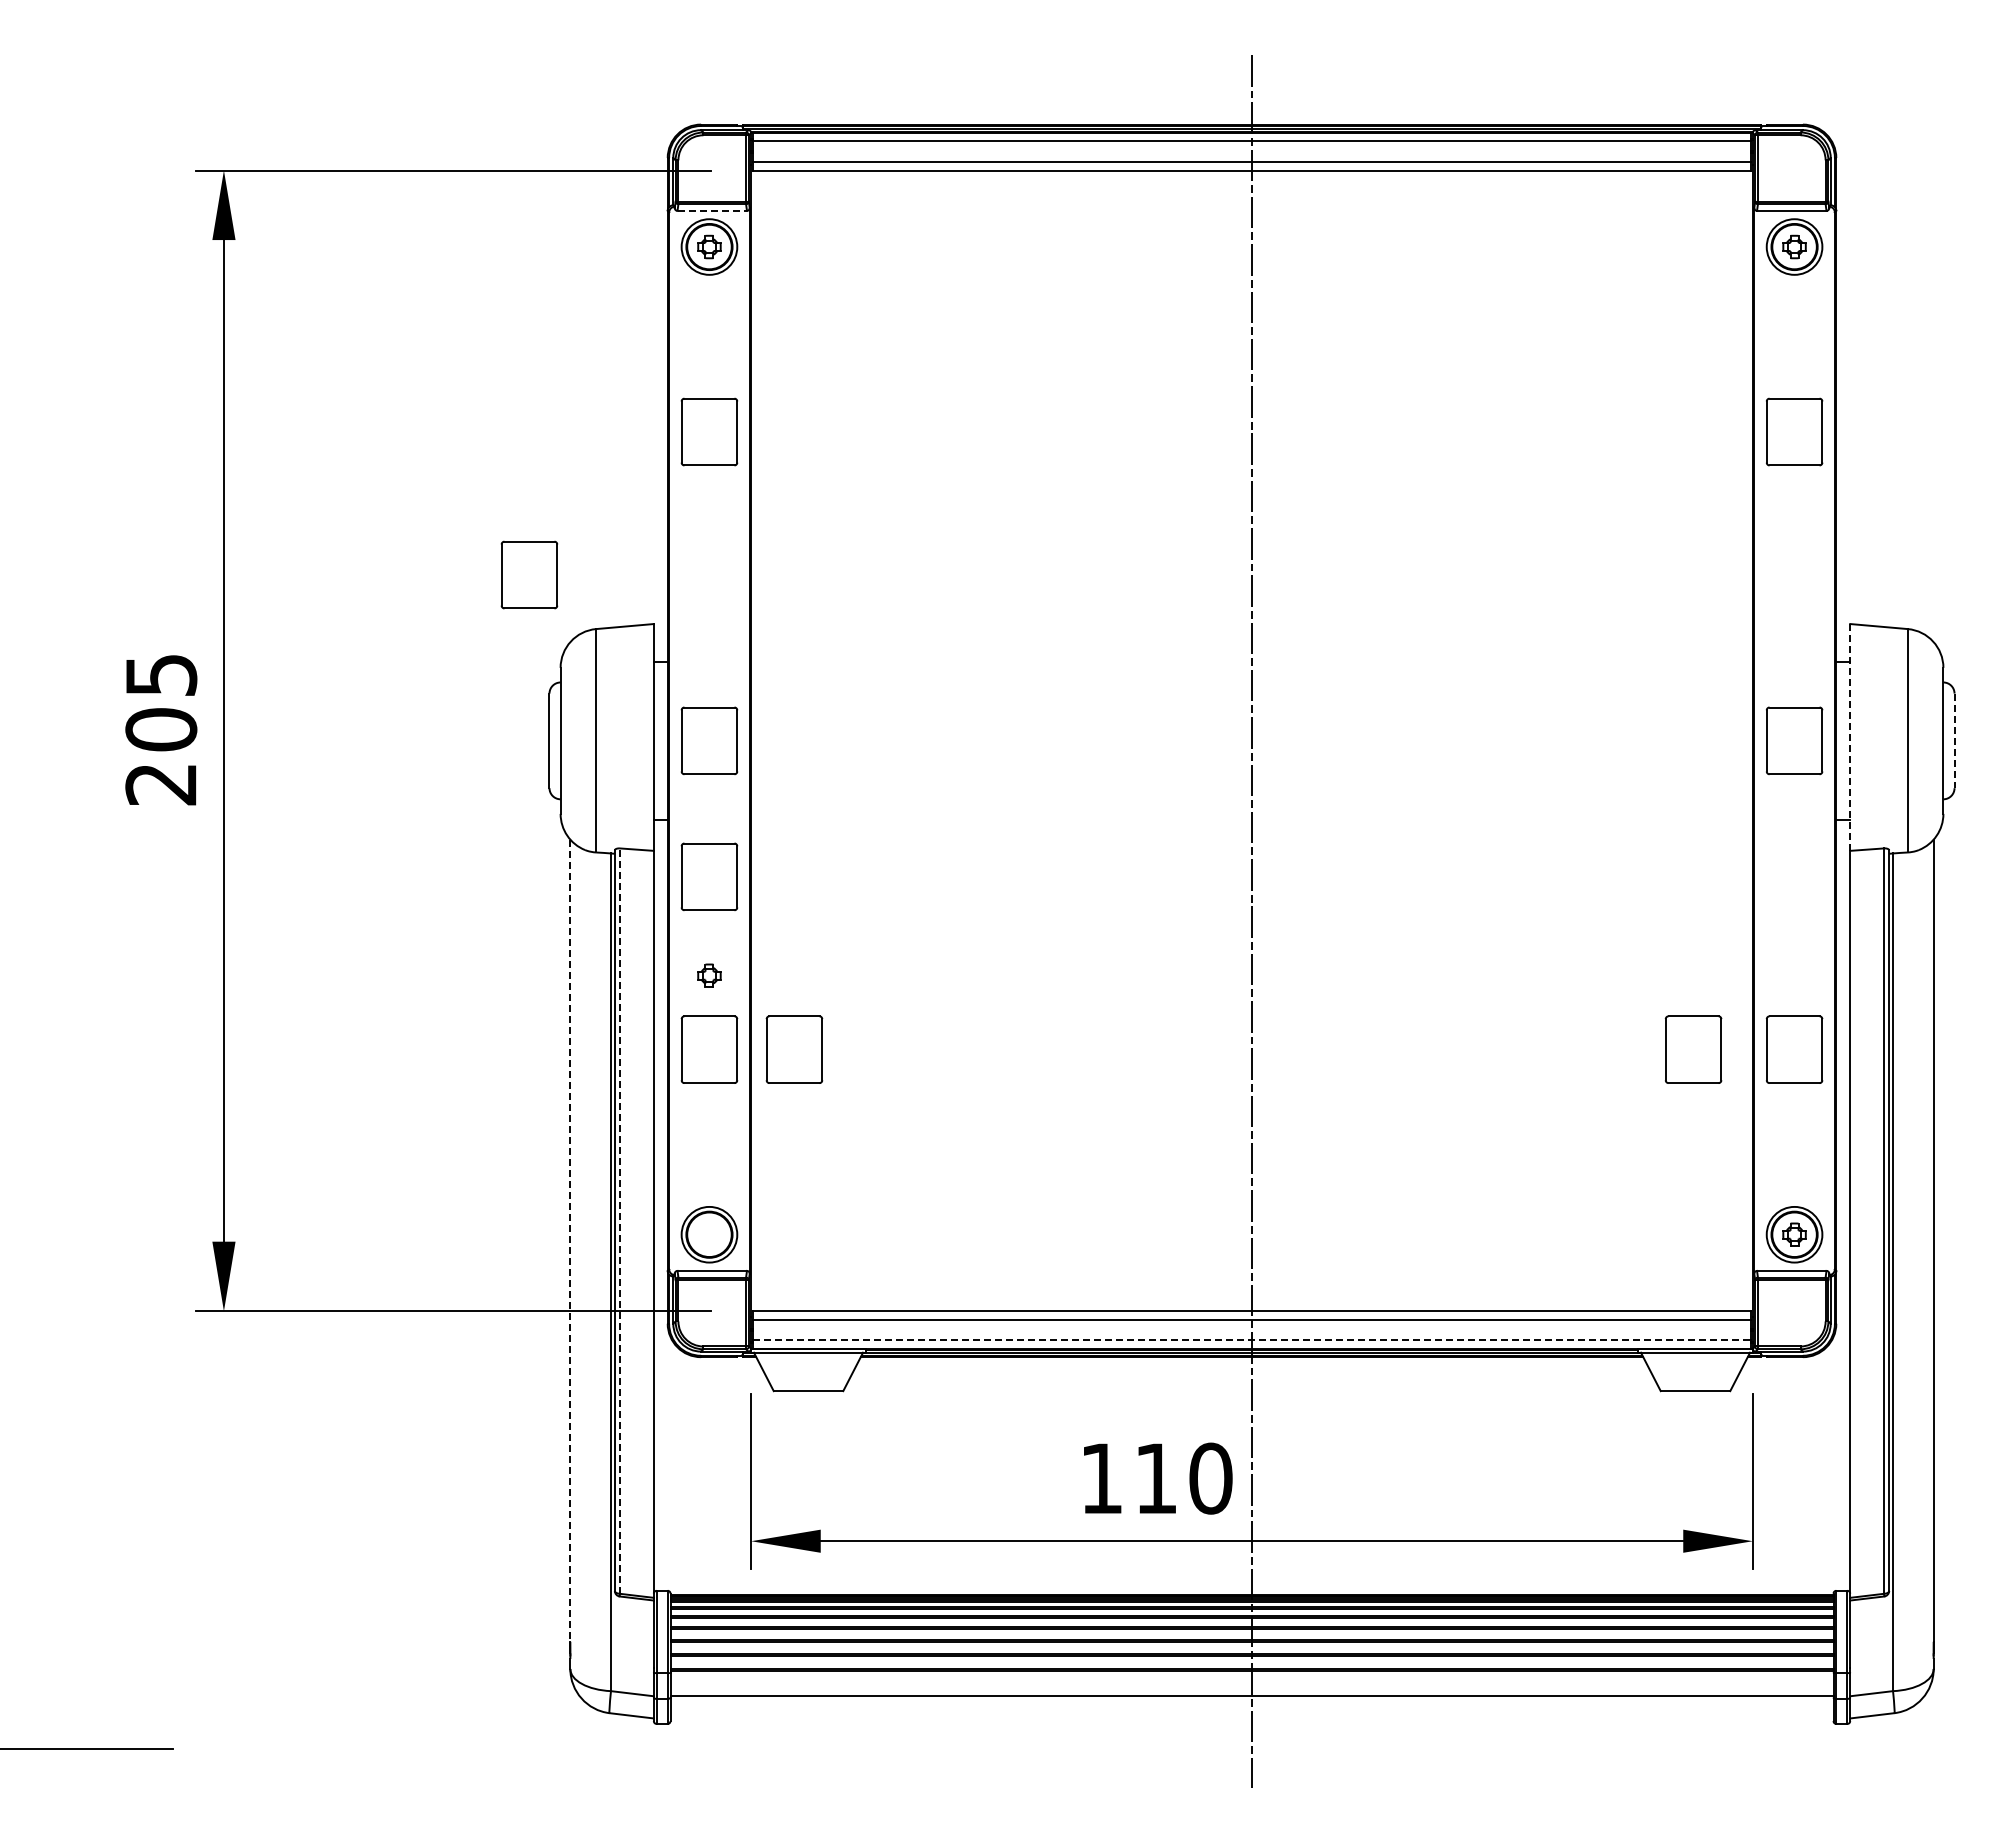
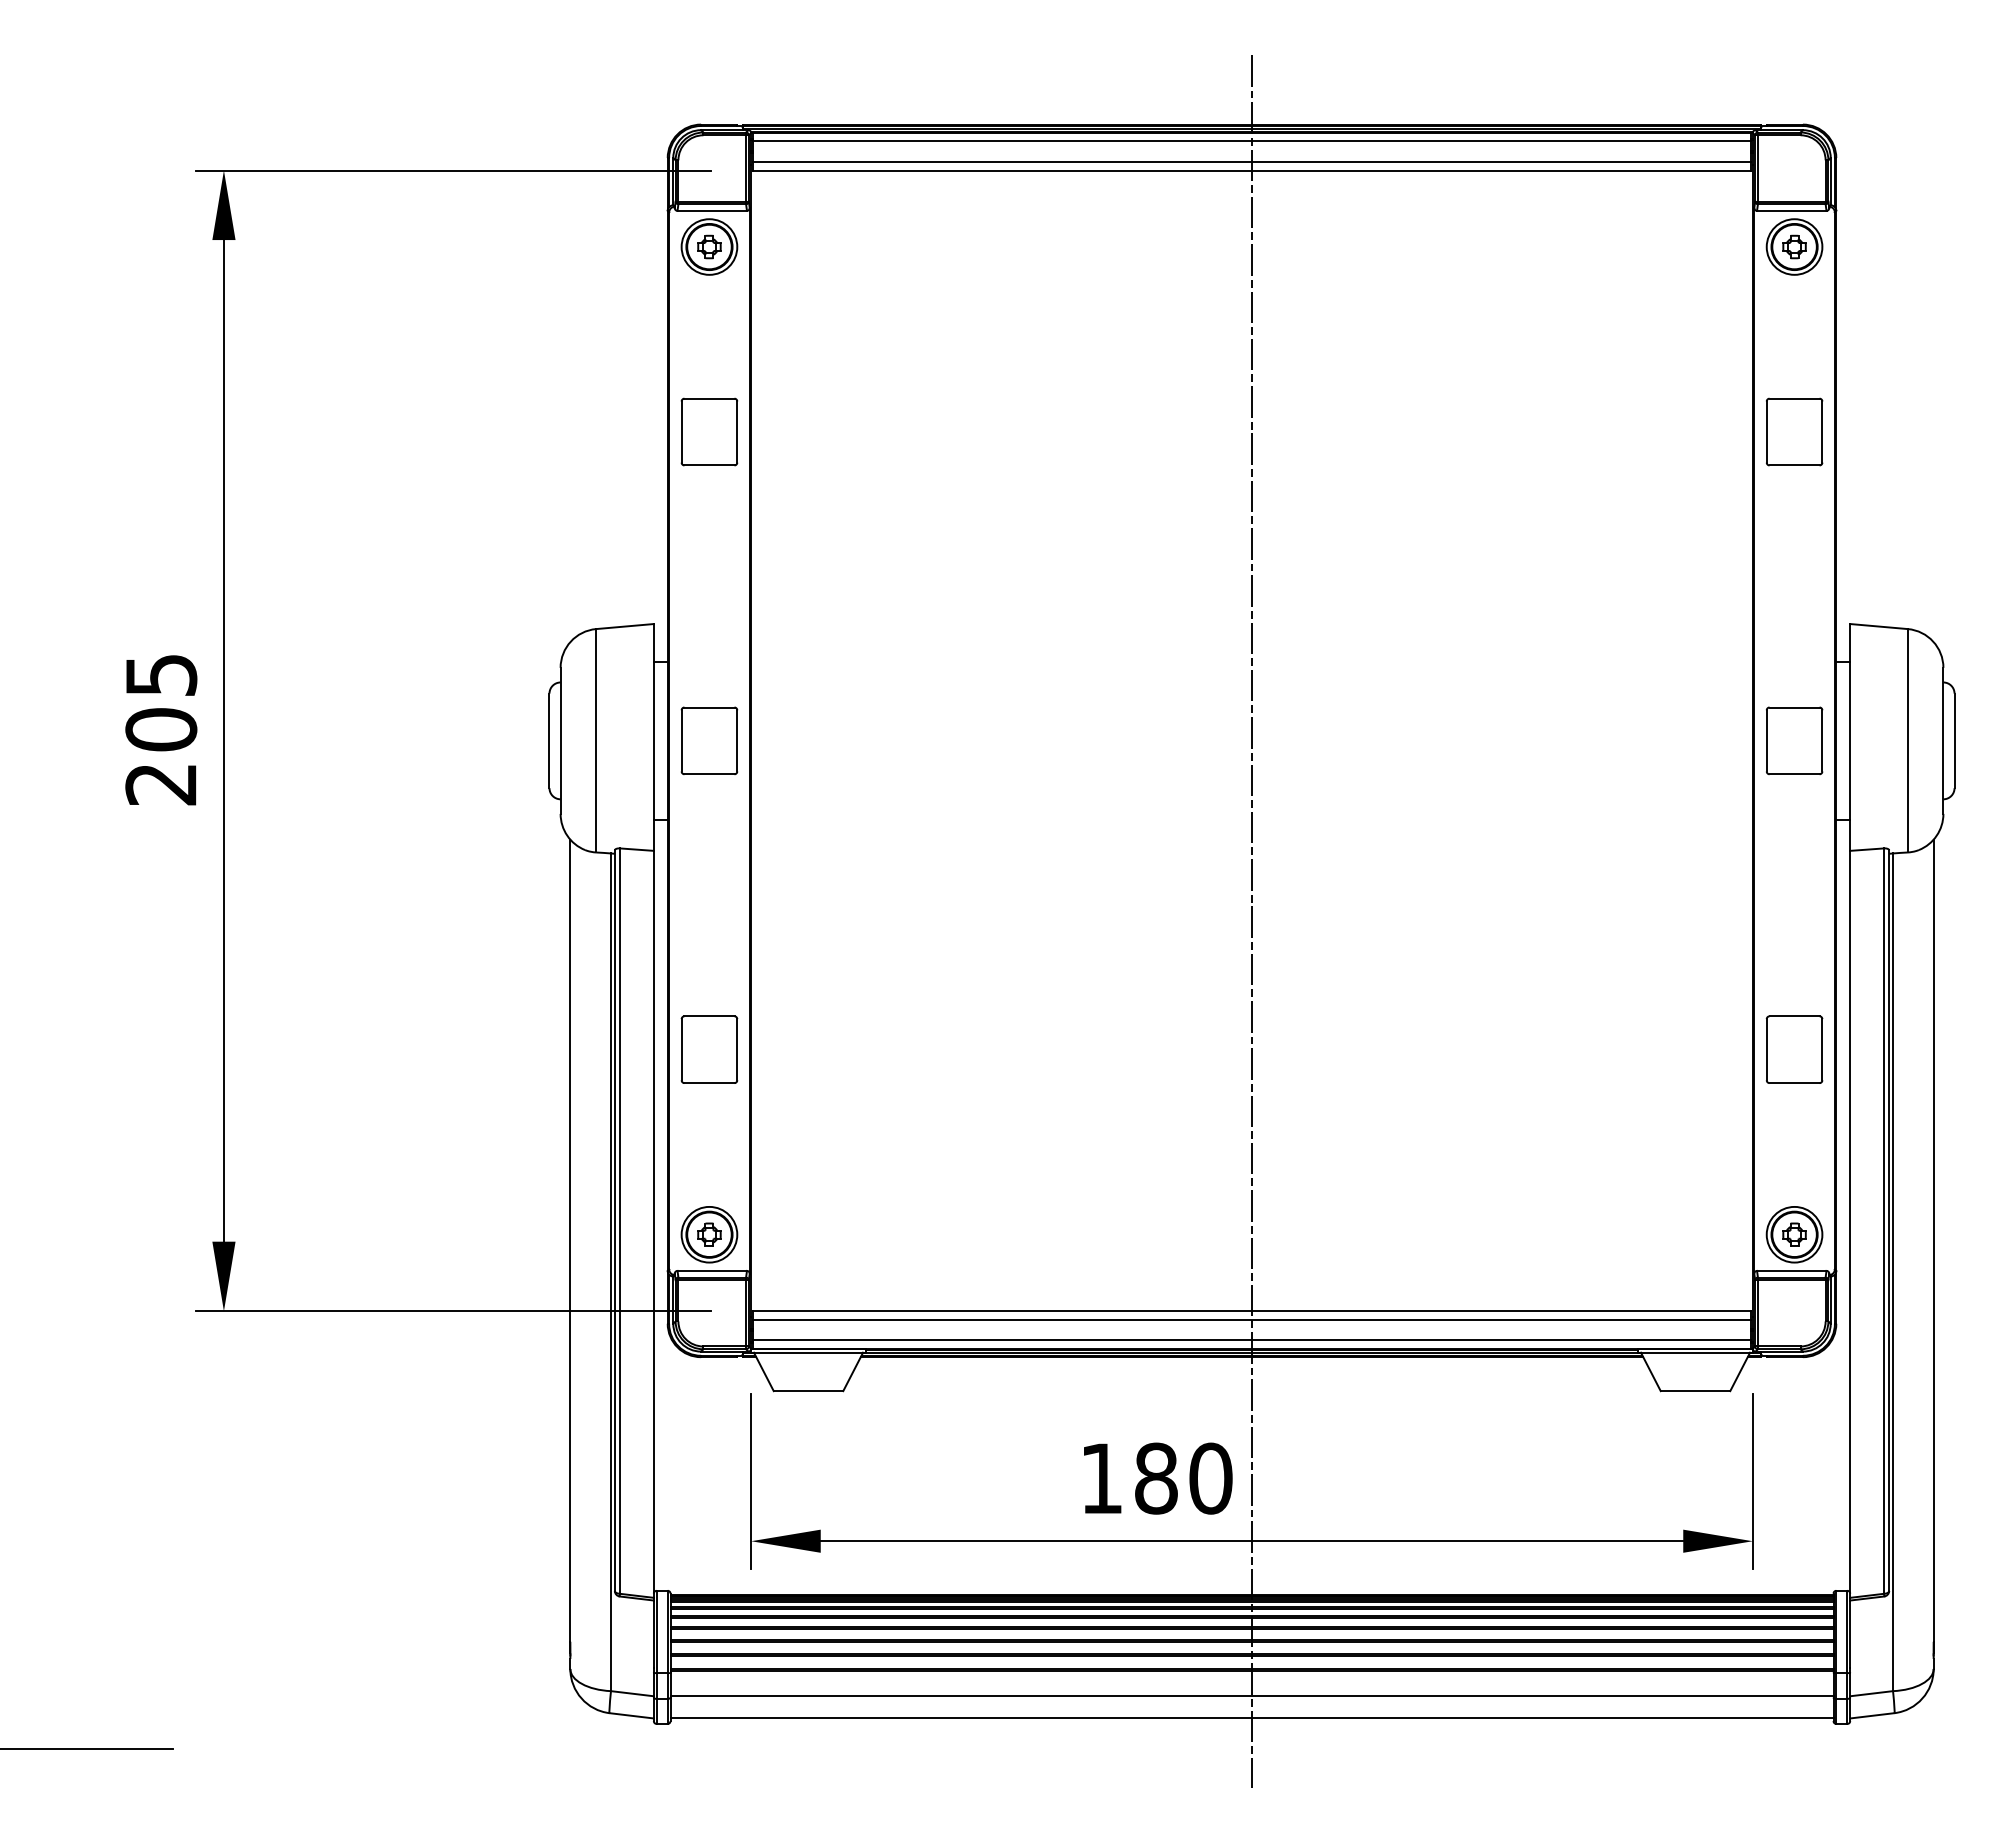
line: dashed -> solid (712, 210)
part: present -> none (529, 574)
line: dashed -> solid (1850, 736)
line: dashed -> solid (1954, 741)
part: present -> none (709, 876)
part position: (709, 975) -> (709, 1234) (709, 1234)
part: present -> none (794, 1049)
part: present -> none (1693, 1049)
line: dashed -> solid (619, 1221)
line: dashed -> solid (570, 1241)
line: dashed -> solid (1252, 1340)
text: 110 -> 180 (1156, 1478)
line: none -> present (1251, 1718)
